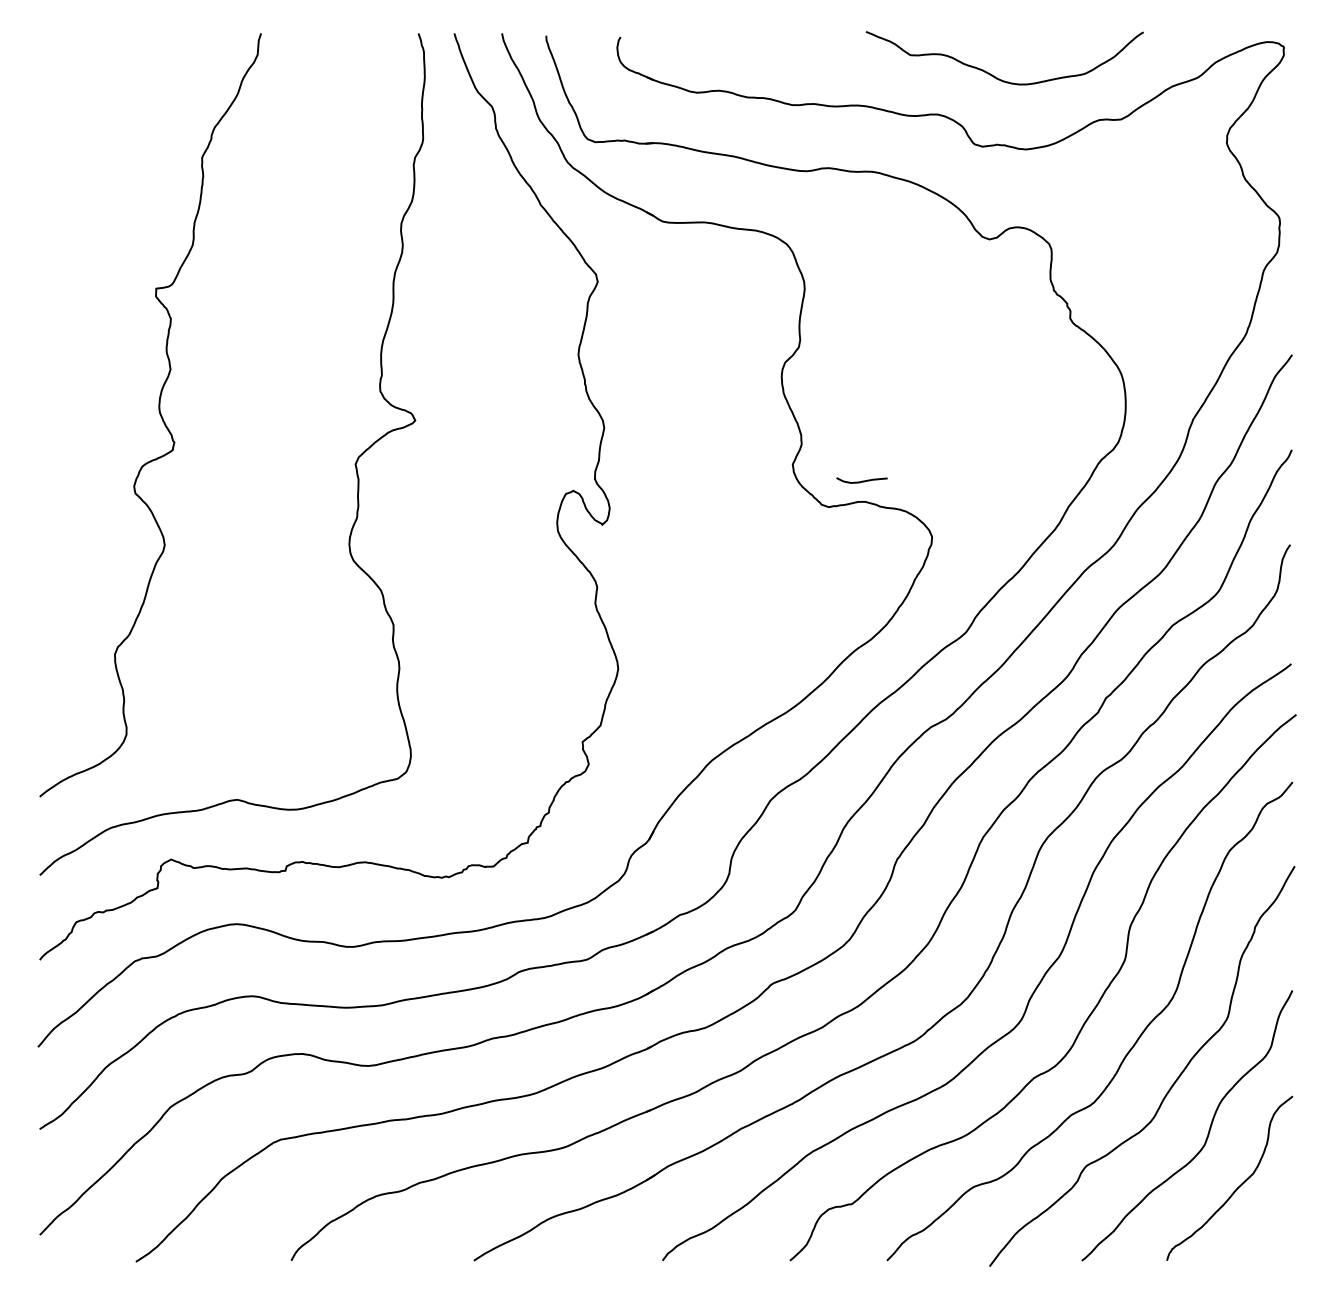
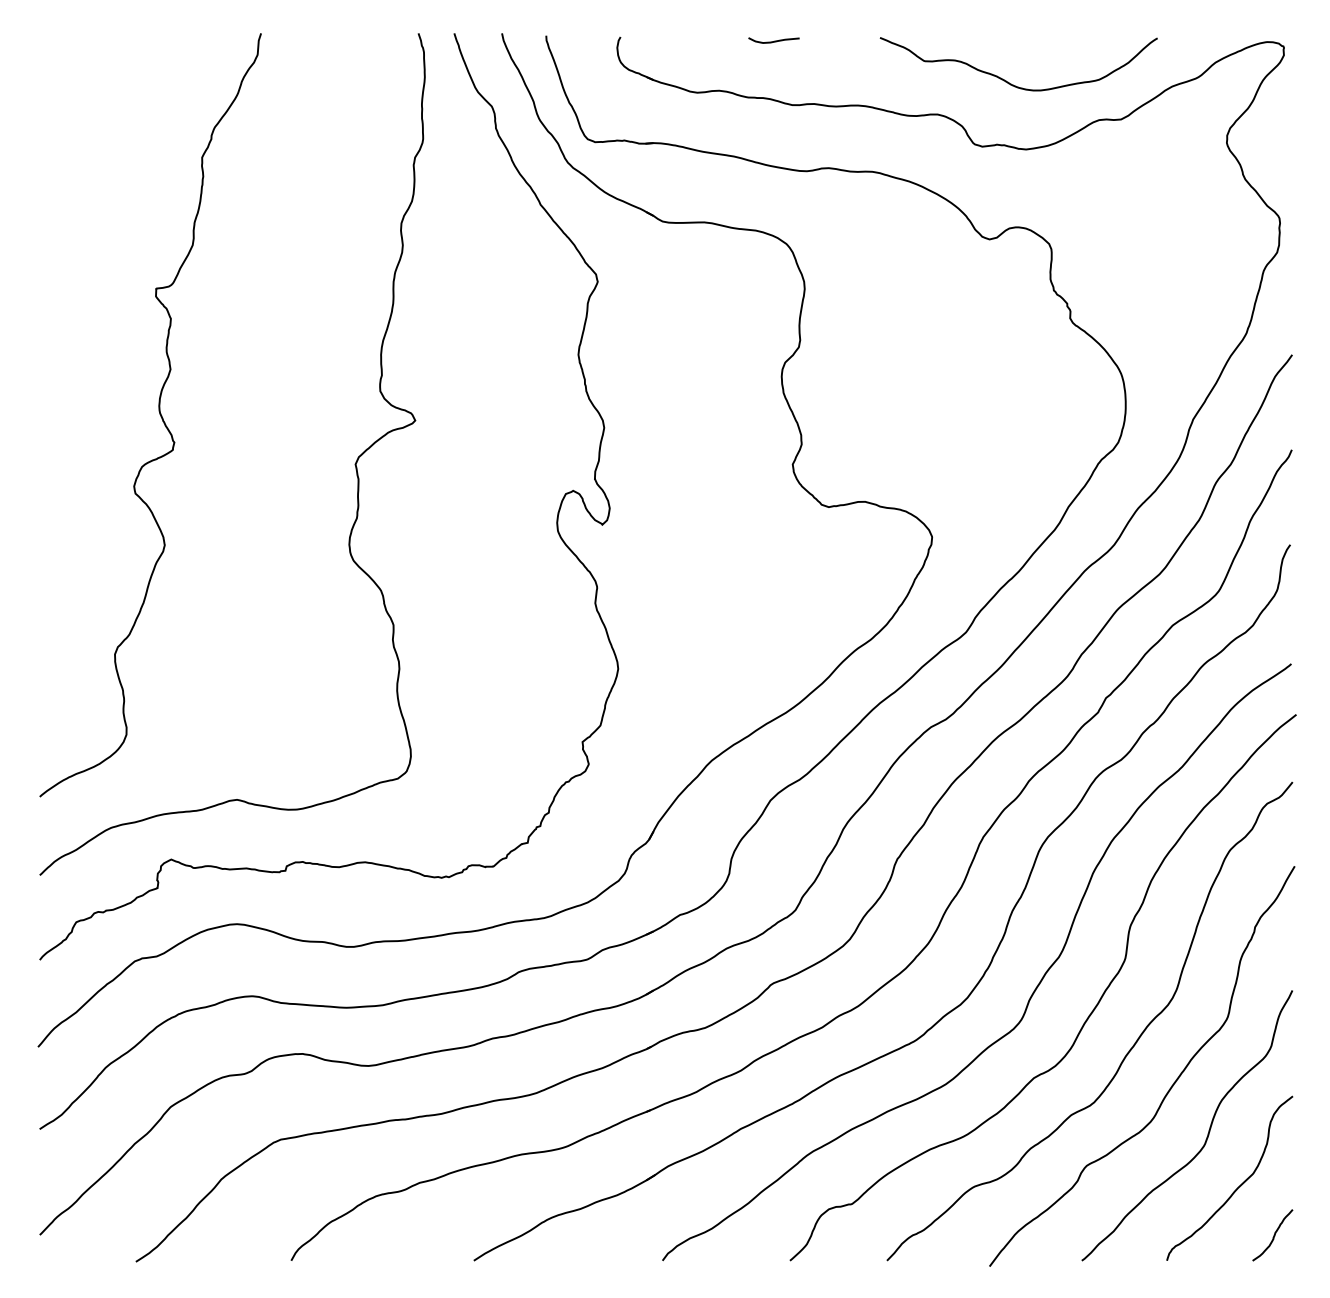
curve position: (994, 75) -> (1008, 81) (1008, 81)
curve position: (862, 480) -> (774, 40) (774, 40)
curve: none -> present (1273, 1235)
